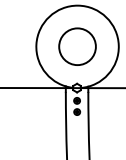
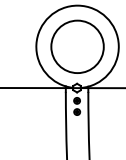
circle size: 39x39 px -> 55x55 px (77, 46)
